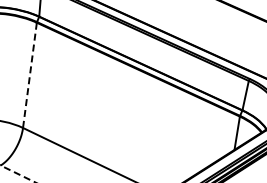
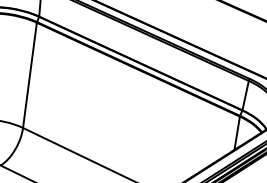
line: dashed -> solid (29, 75)
line: dashed -> solid (17, 173)
